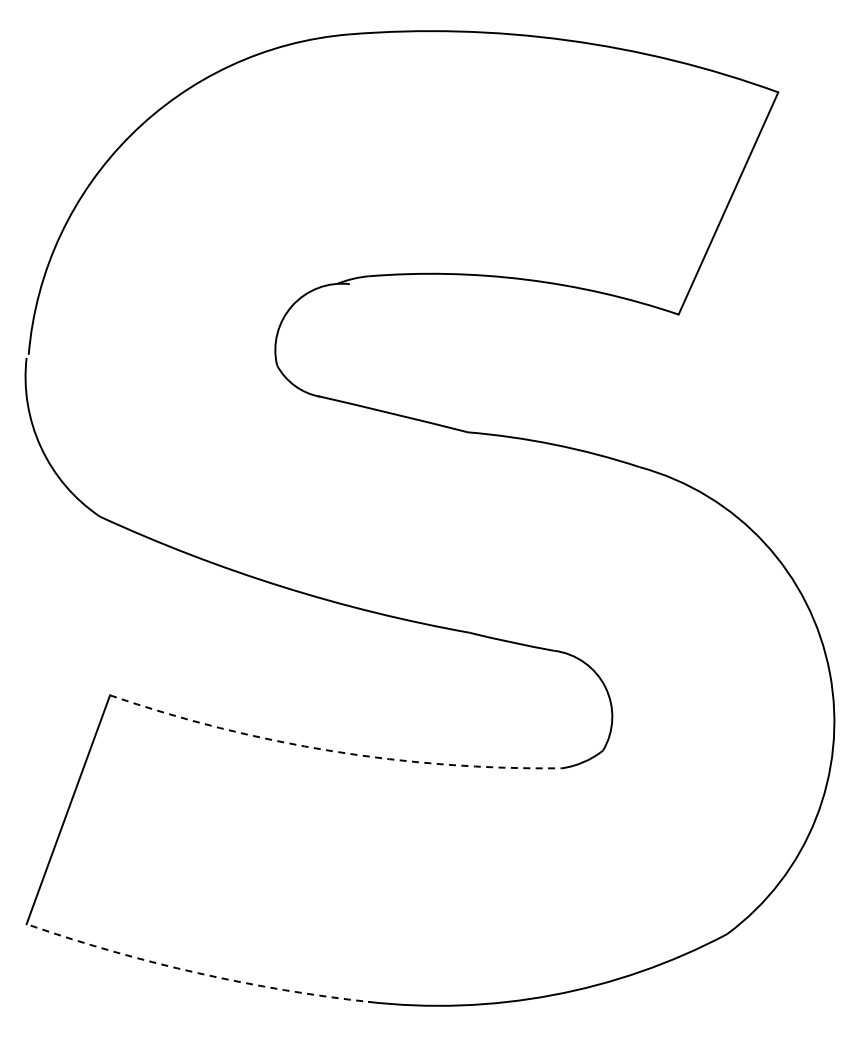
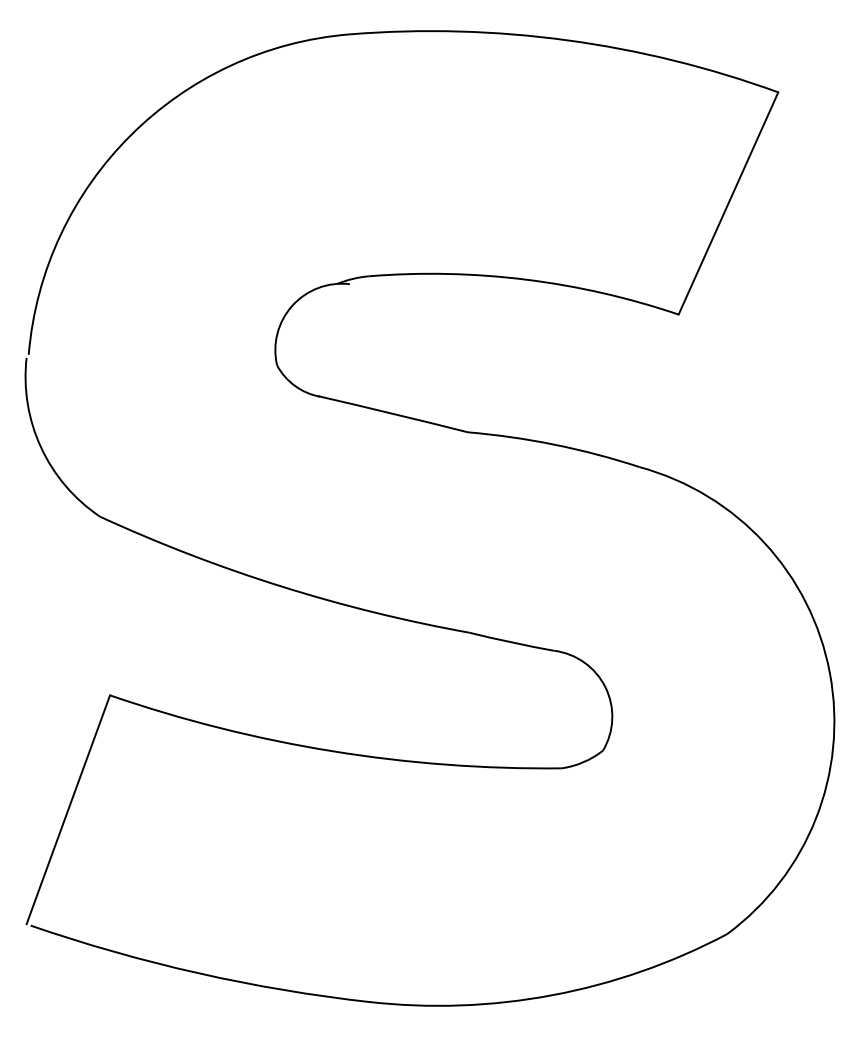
arc: dashed -> solid (332, 751)
arc: dashed -> solid (198, 973)
